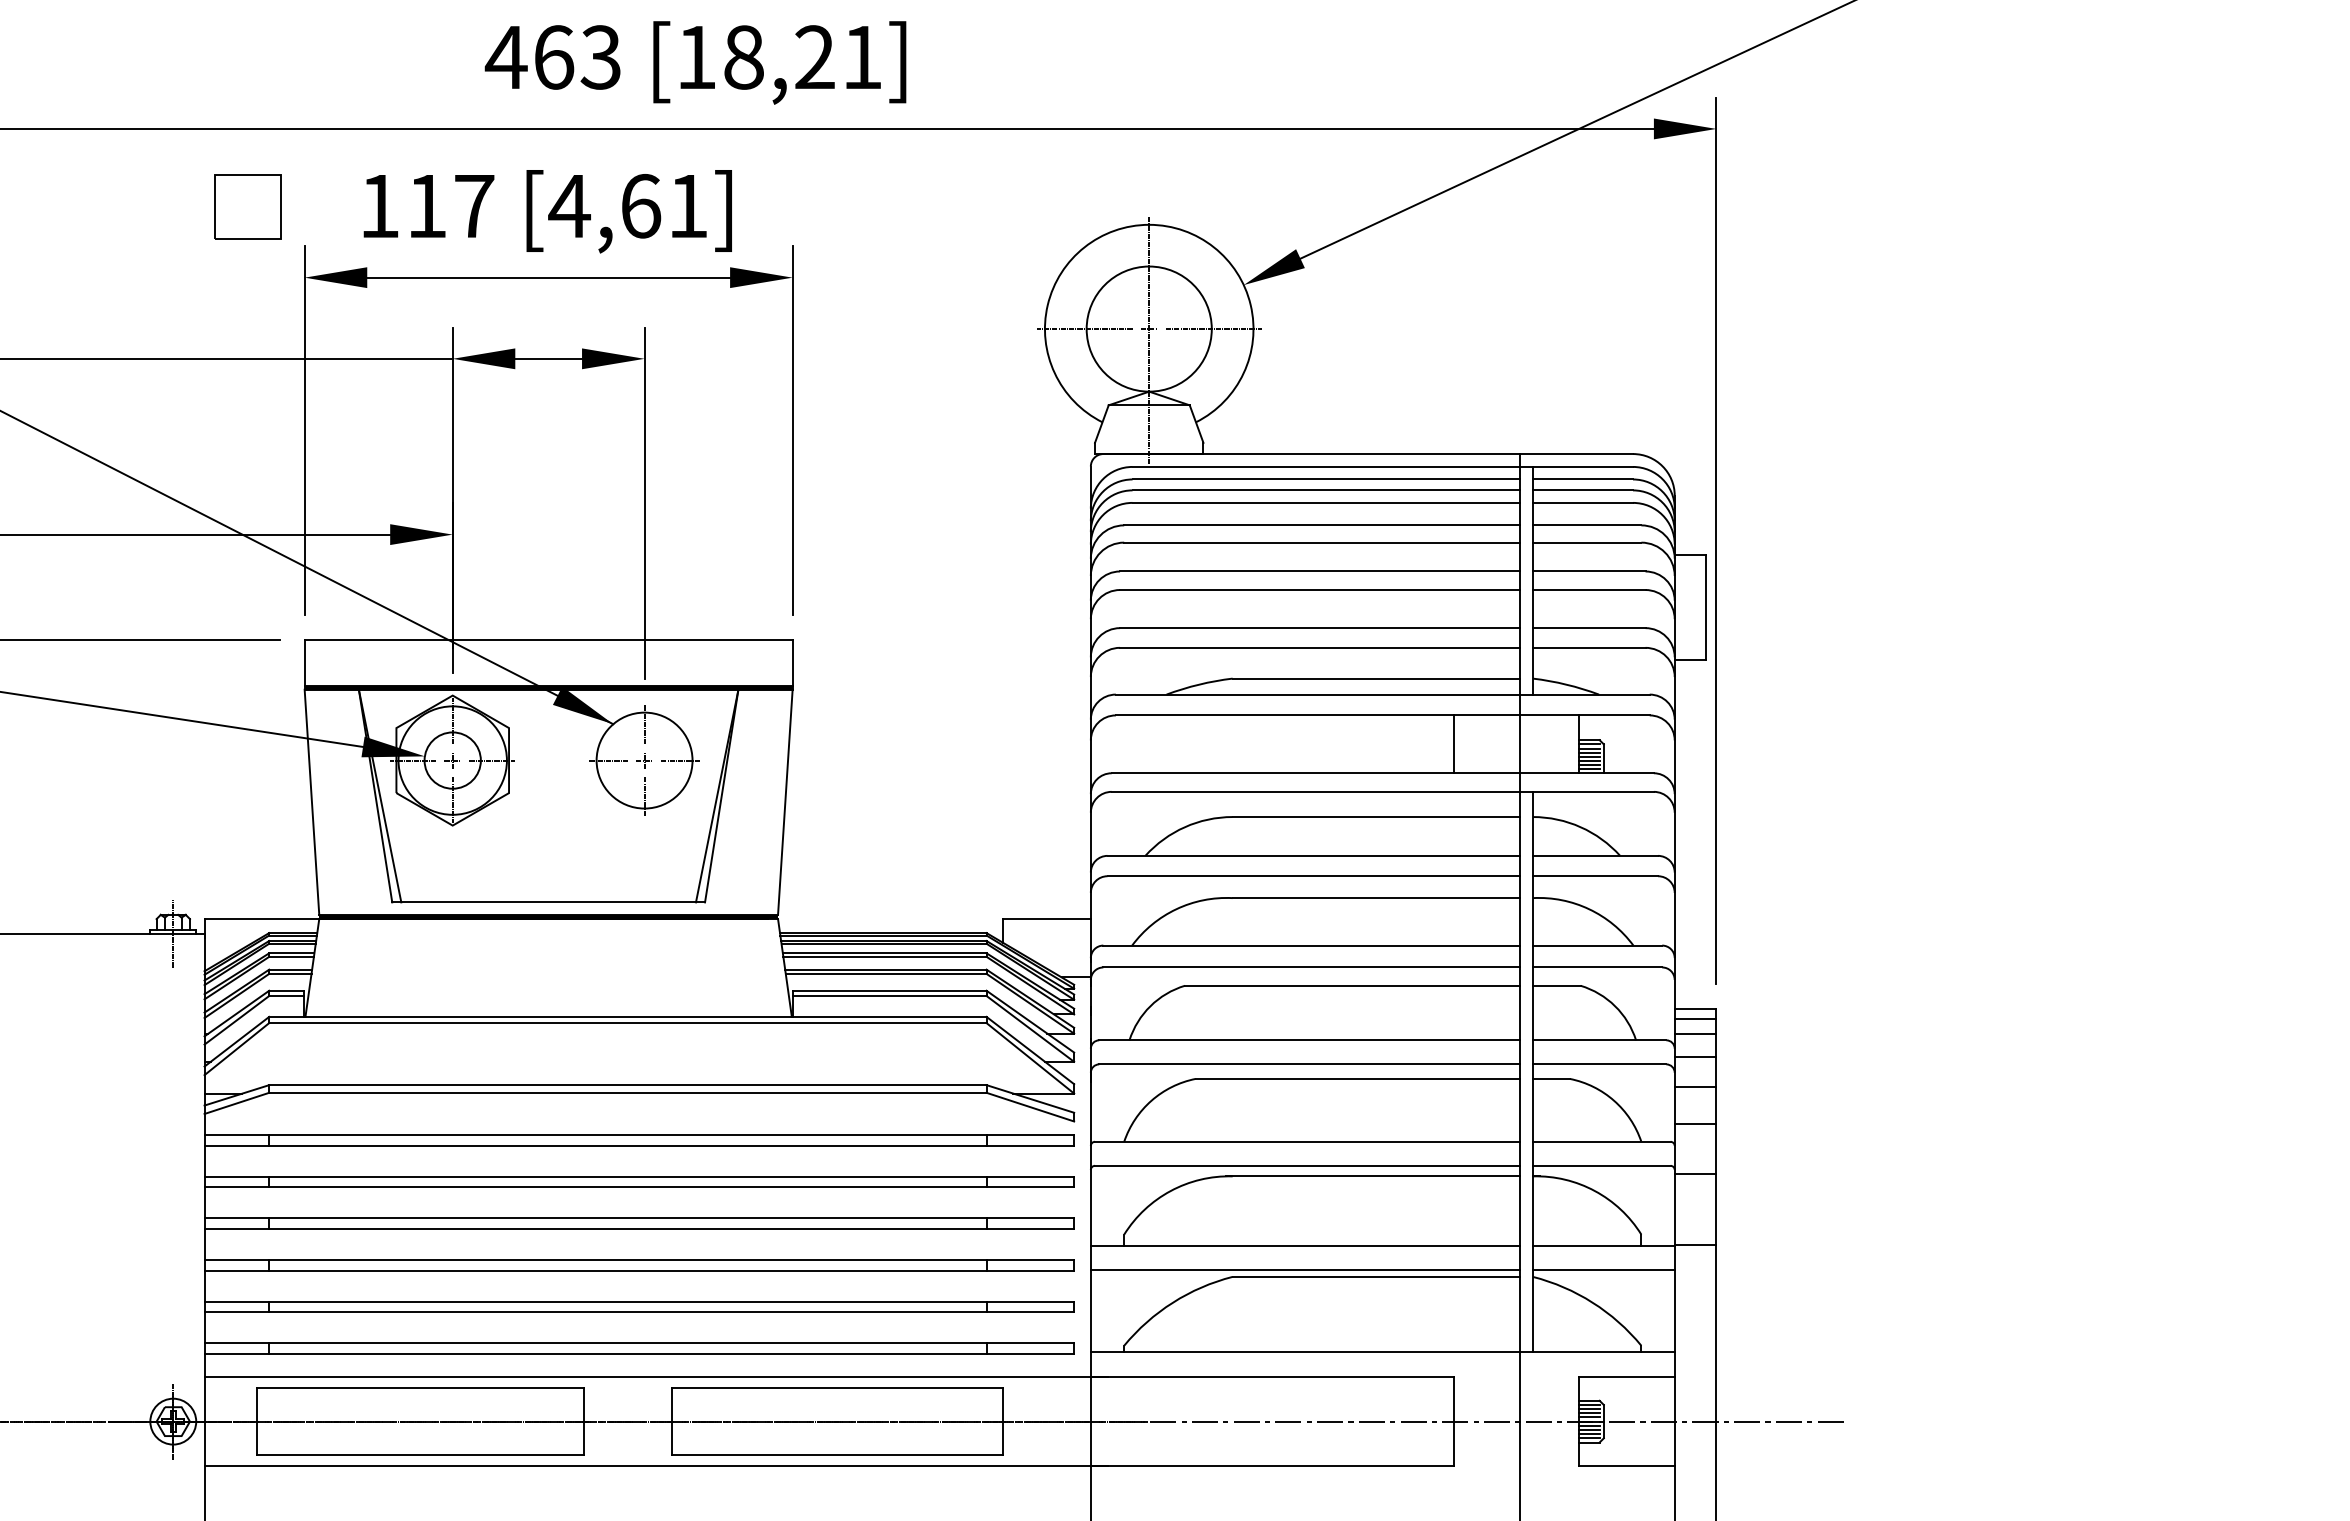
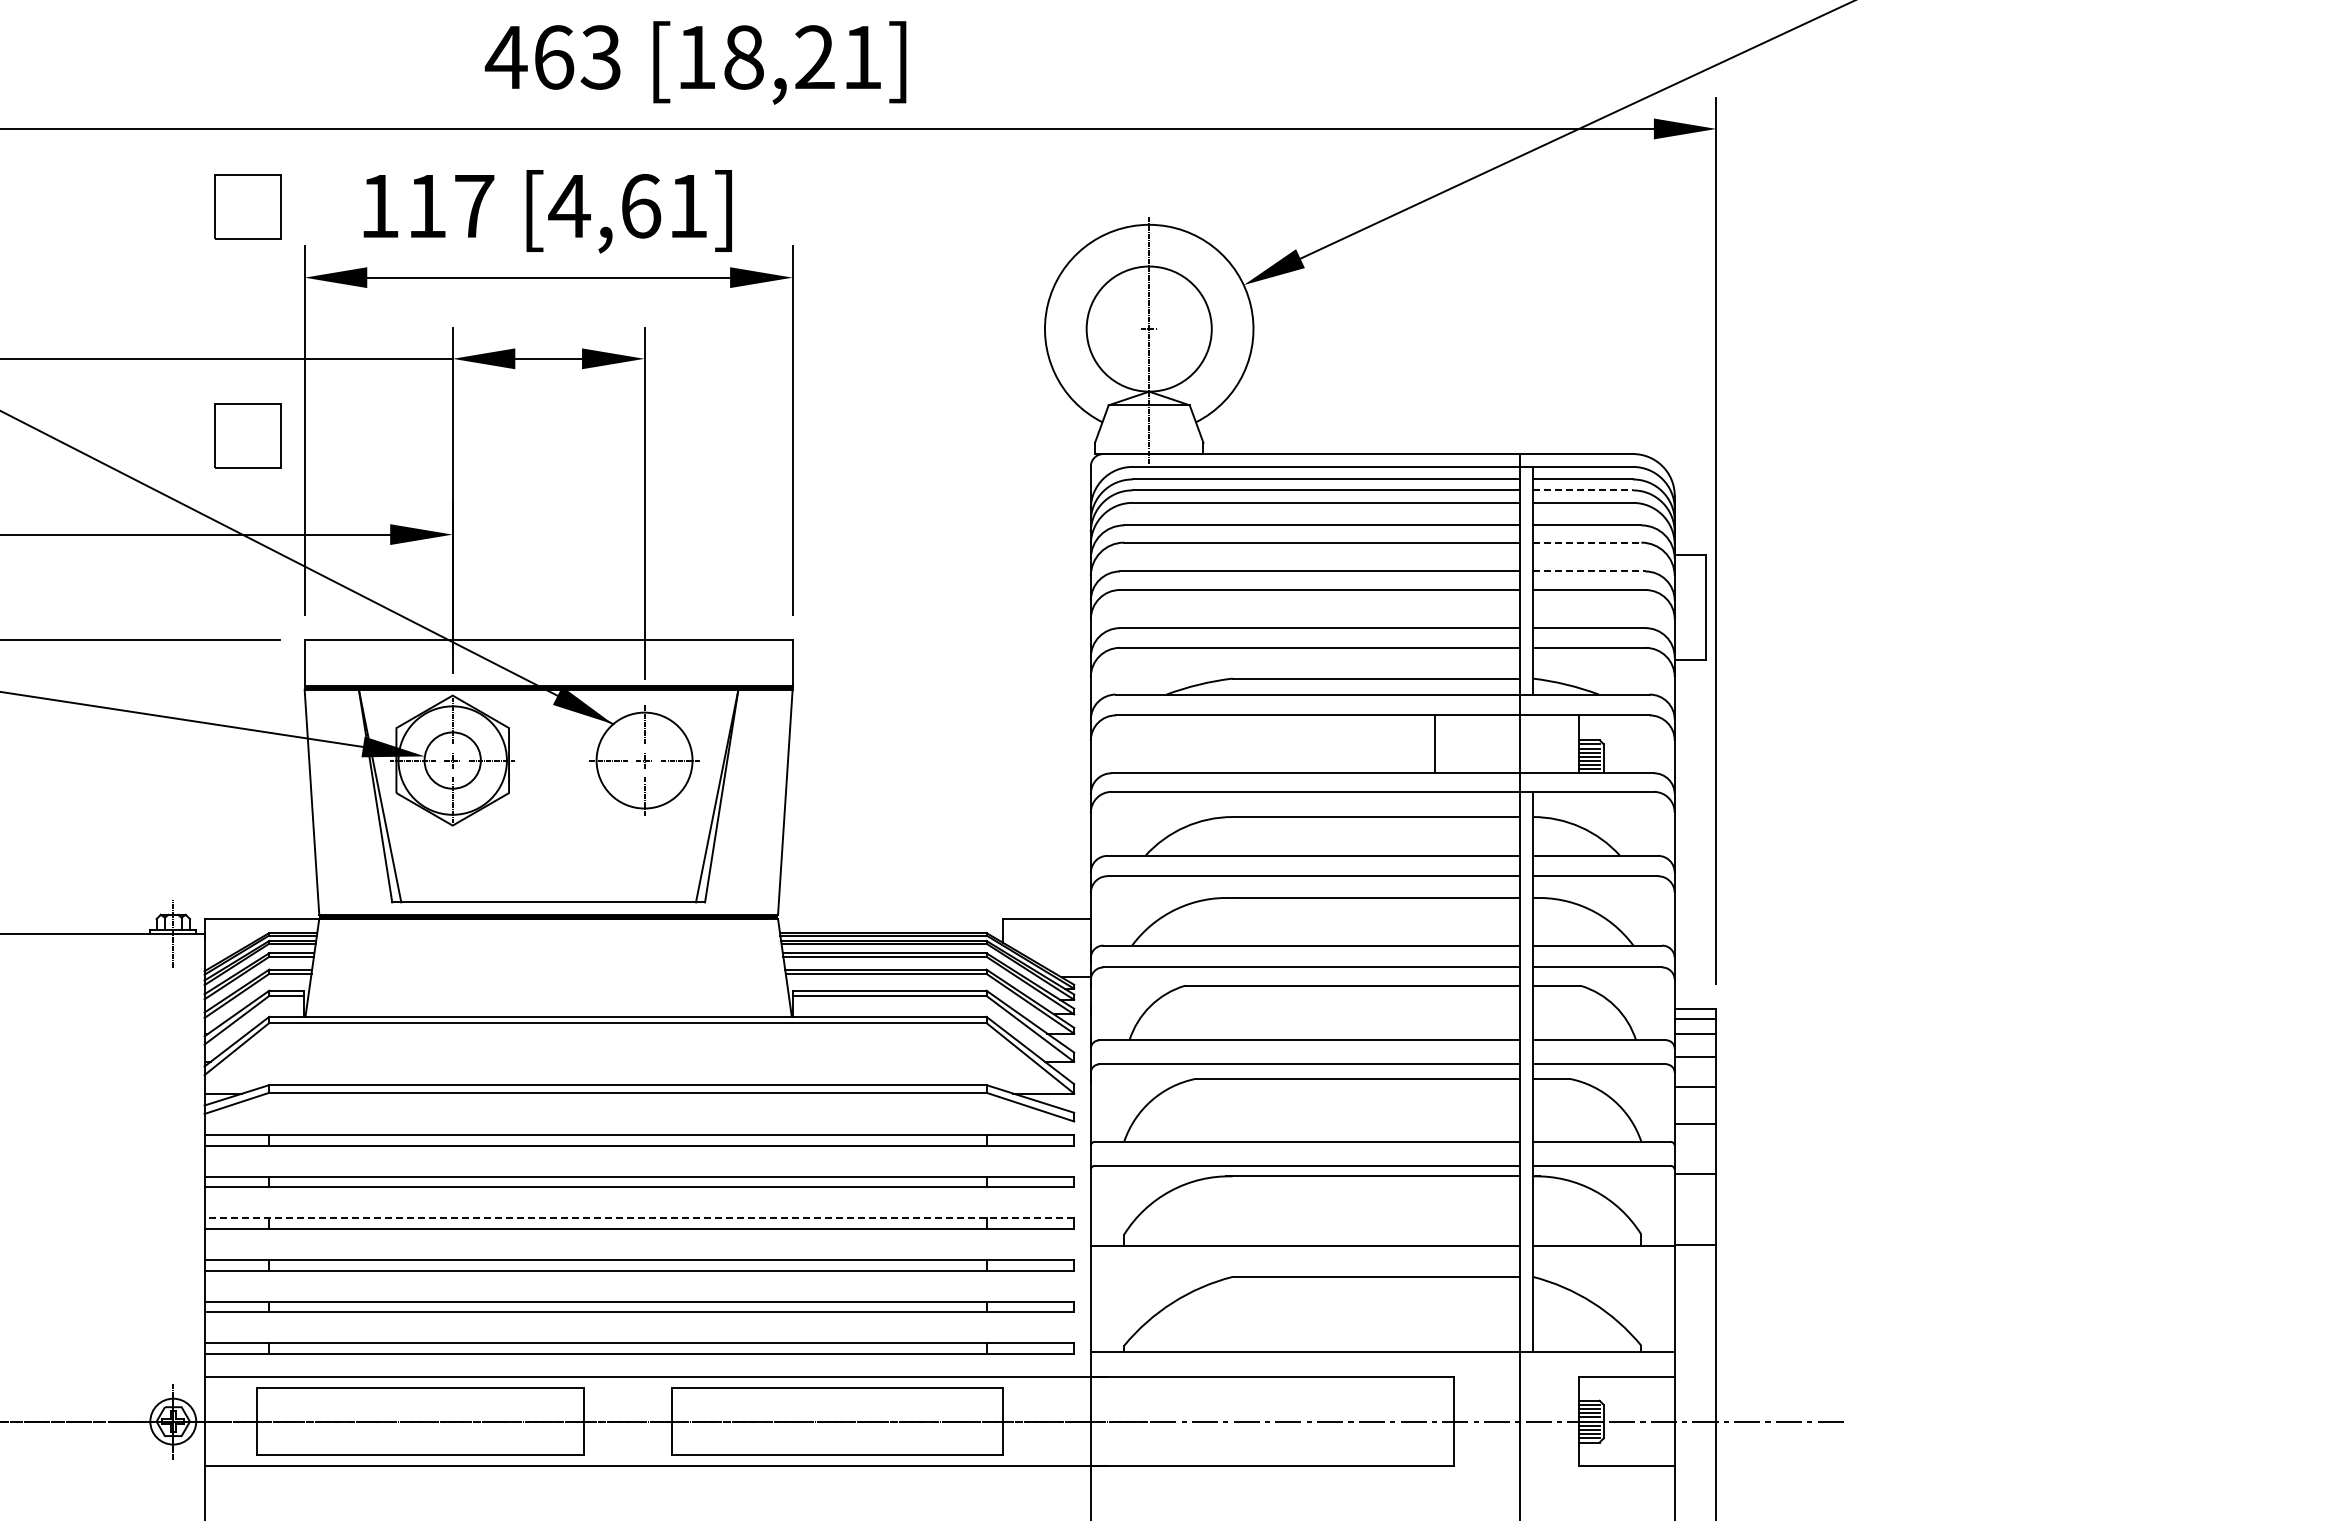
line: present -> none (1084, 329)
line: present -> none (1213, 329)
part: none -> present (247, 435)
line: solid -> dashed (1583, 490)
line: solid -> dashed (1587, 542)
line: solid -> dashed (1589, 571)
line position: (1453, 744) -> (1434, 744) (1434, 744)
line: solid -> dashed (639, 1218)
line: present -> none (1305, 1270)
line: present -> none (1603, 1270)
